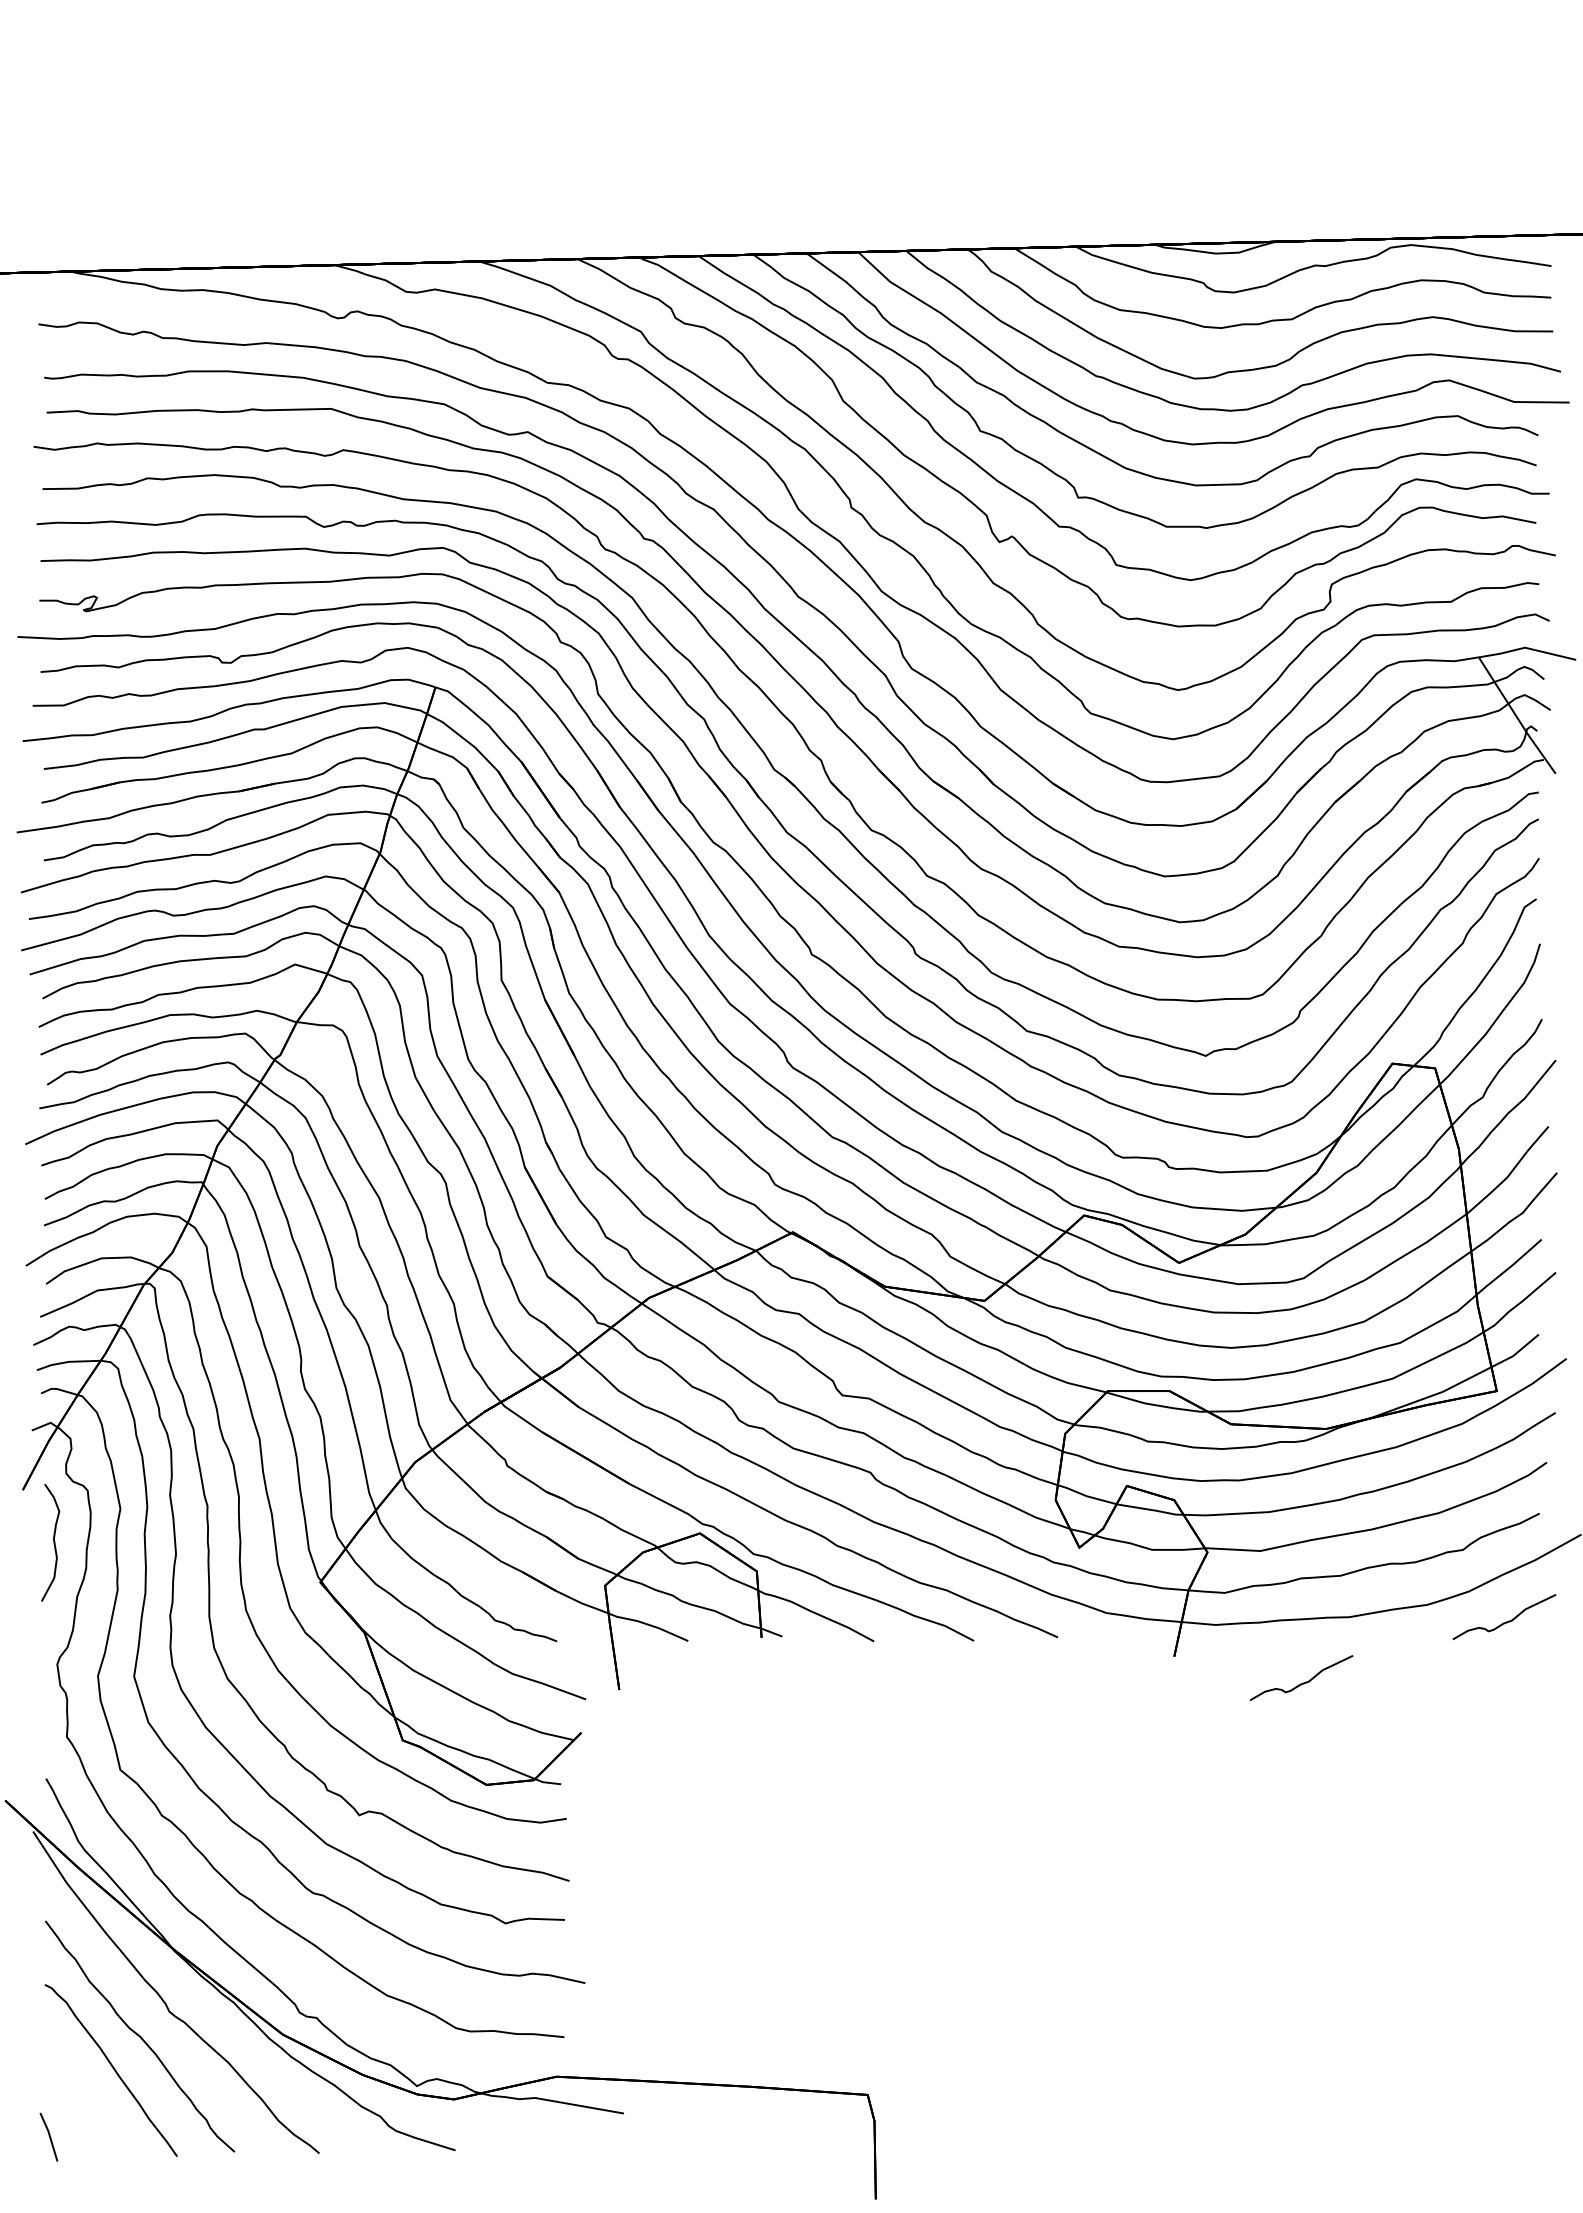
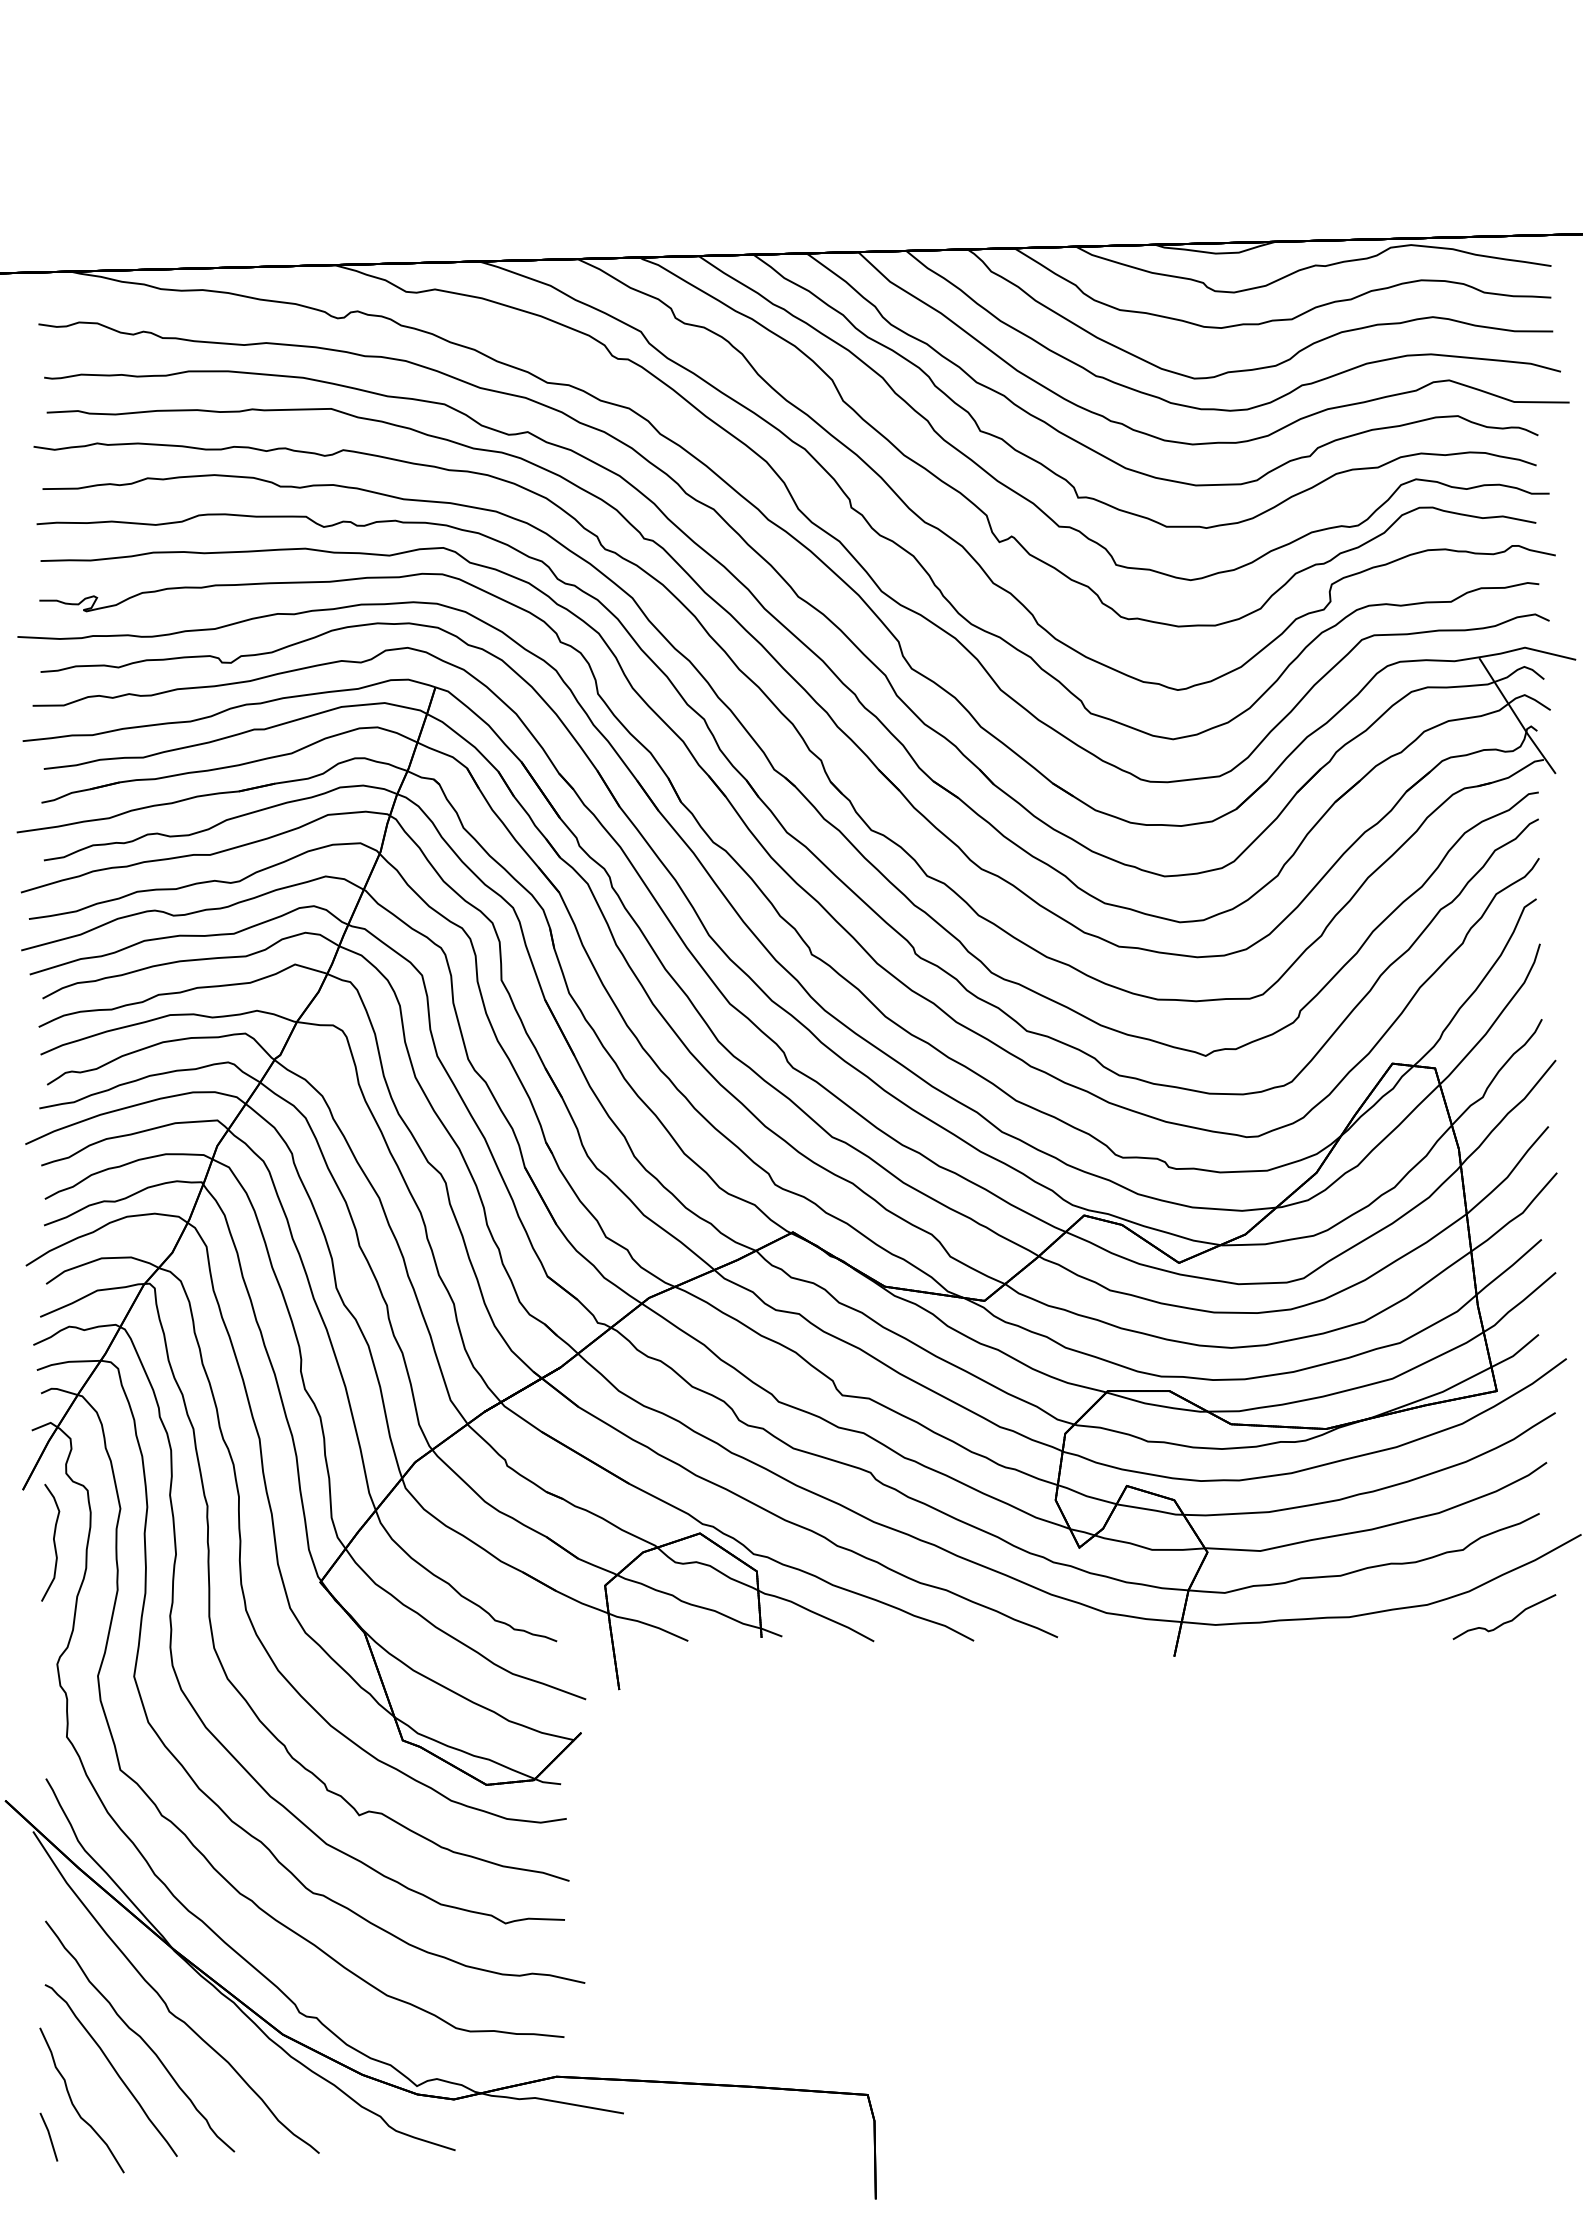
curve: present -> none (1302, 1682)
part: none -> present (75, 2106)
